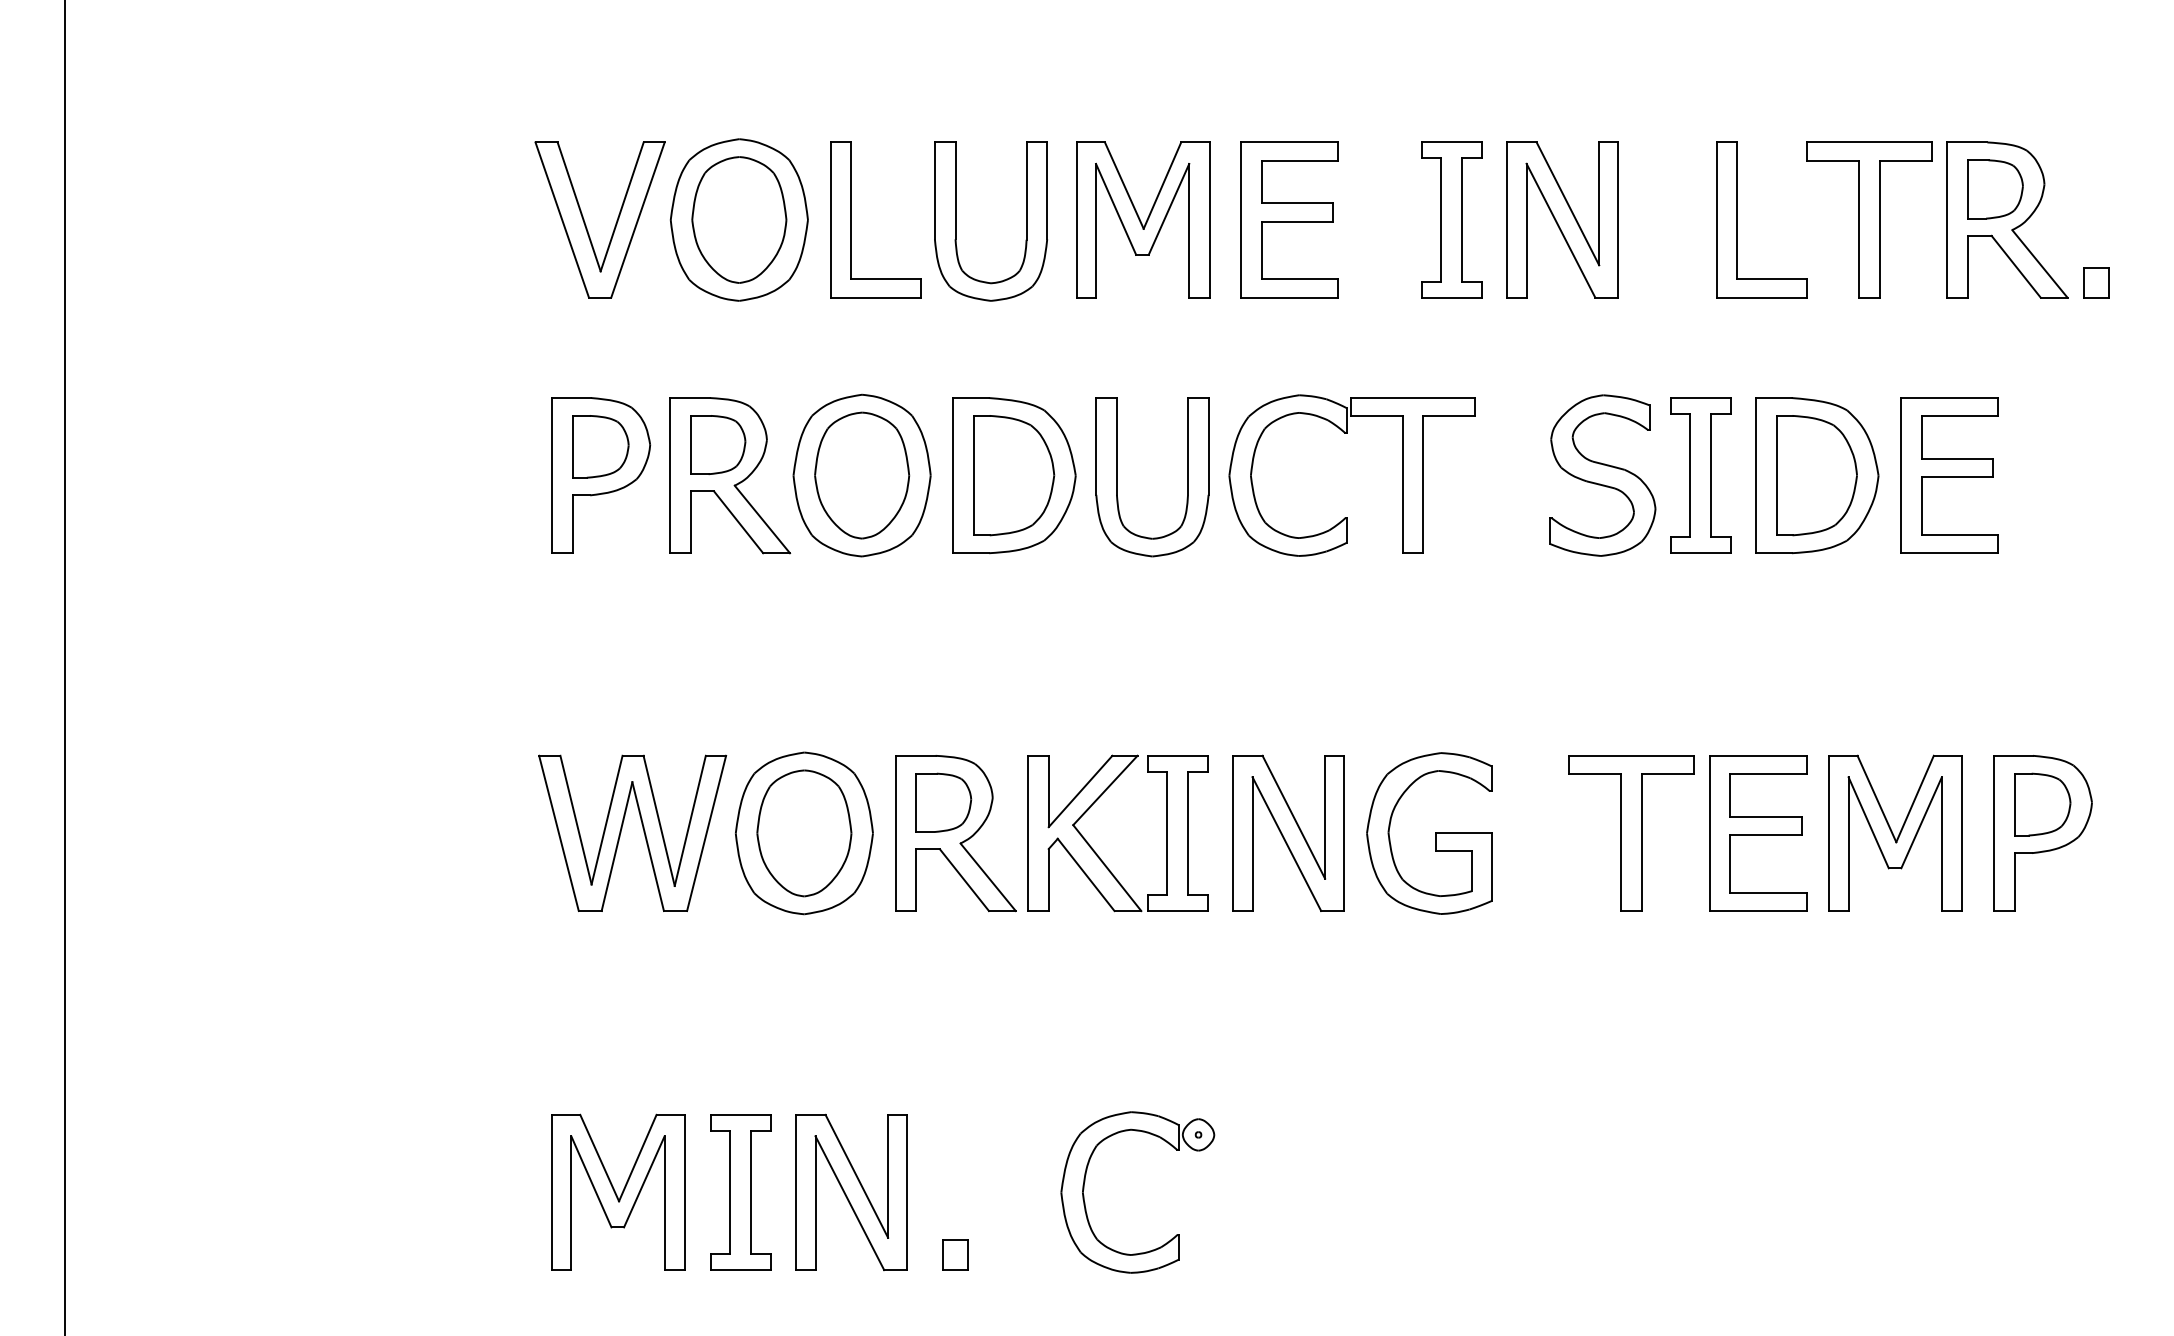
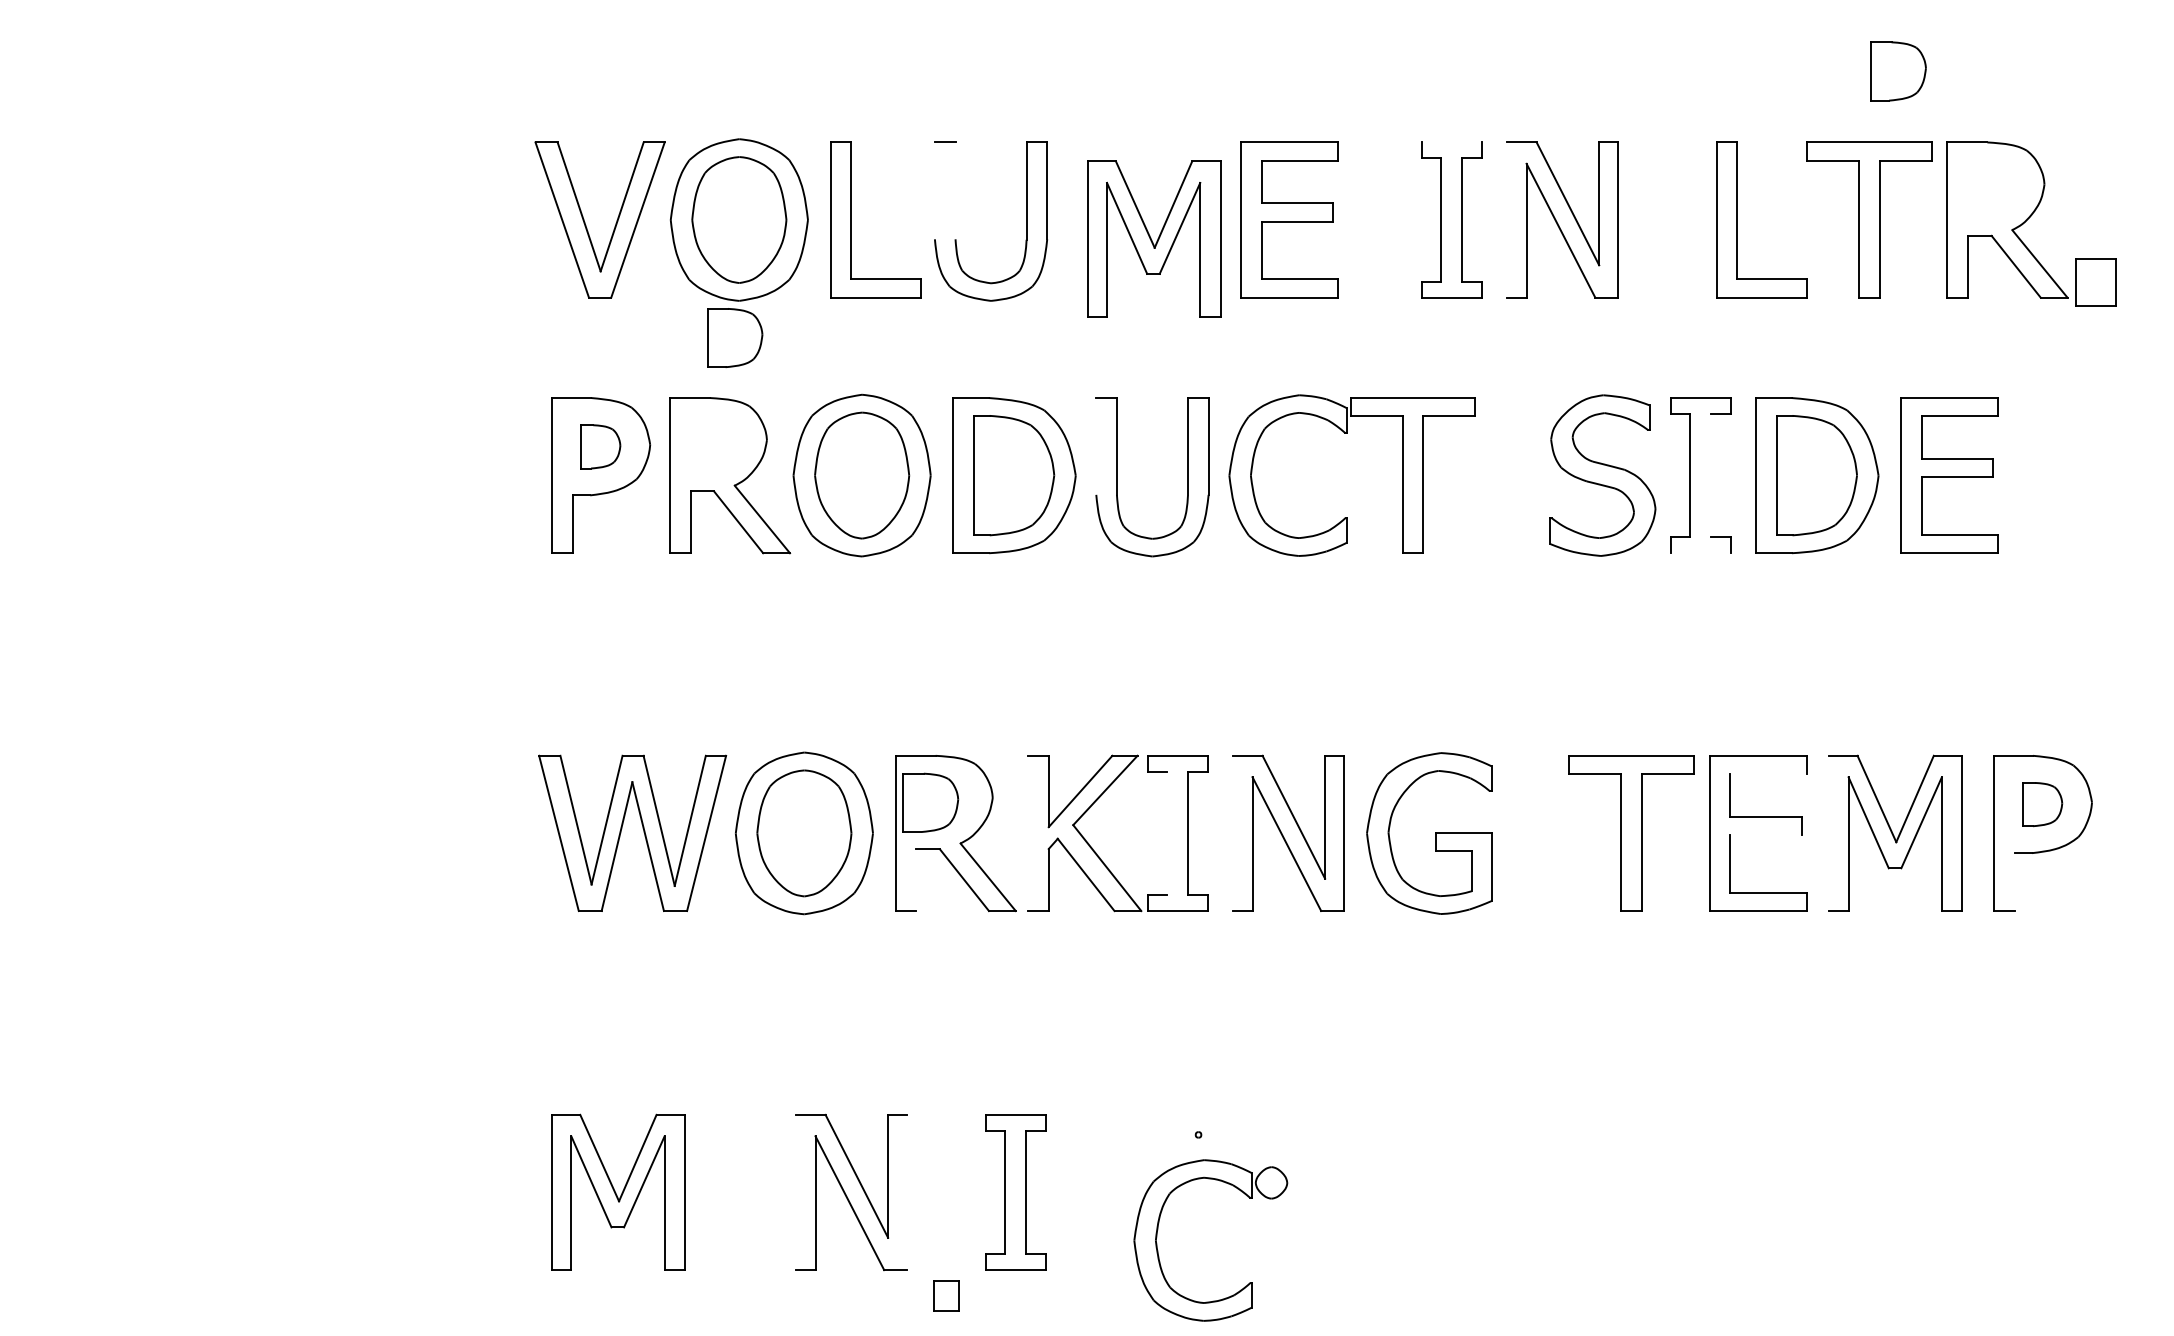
line: present -> none (1451, 142)
part position: (1995, 189) -> (1898, 71) (1898, 71)
line: present -> none (934, 190)
line: present -> none (955, 190)
part position: (1143, 219) -> (1154, 238) (1154, 238)
line: present -> none (1507, 219)
part size: 27x32 px -> 42x49 px (2095, 282)
part position: (718, 444) -> (735, 337) (735, 337)
part size: 58x64 px -> 42x46 px (600, 446)
line: present -> none (1096, 446)
line: present -> none (1710, 475)
line: present -> none (1700, 553)
line: present -> none (65, 667)
line: present -> none (1768, 774)
part position: (943, 802) -> (930, 802) (930, 802)
part size: 58x65 px -> 42x46 px (2042, 804)
line: present -> none (1028, 833)
line: present -> none (1167, 833)
line: present -> none (1233, 833)
line: present -> none (1829, 833)
line: present -> none (1765, 835)
line: present -> none (916, 880)
line: present -> none (2014, 882)
part position: (740, 1192) -> (1015, 1192) (1015, 1192)
line: present -> none (796, 1192)
line: present -> none (907, 1192)
part position: (1085, 1202) -> (1158, 1250) (1158, 1250)
part position: (955, 1254) -> (946, 1295) (946, 1295)
